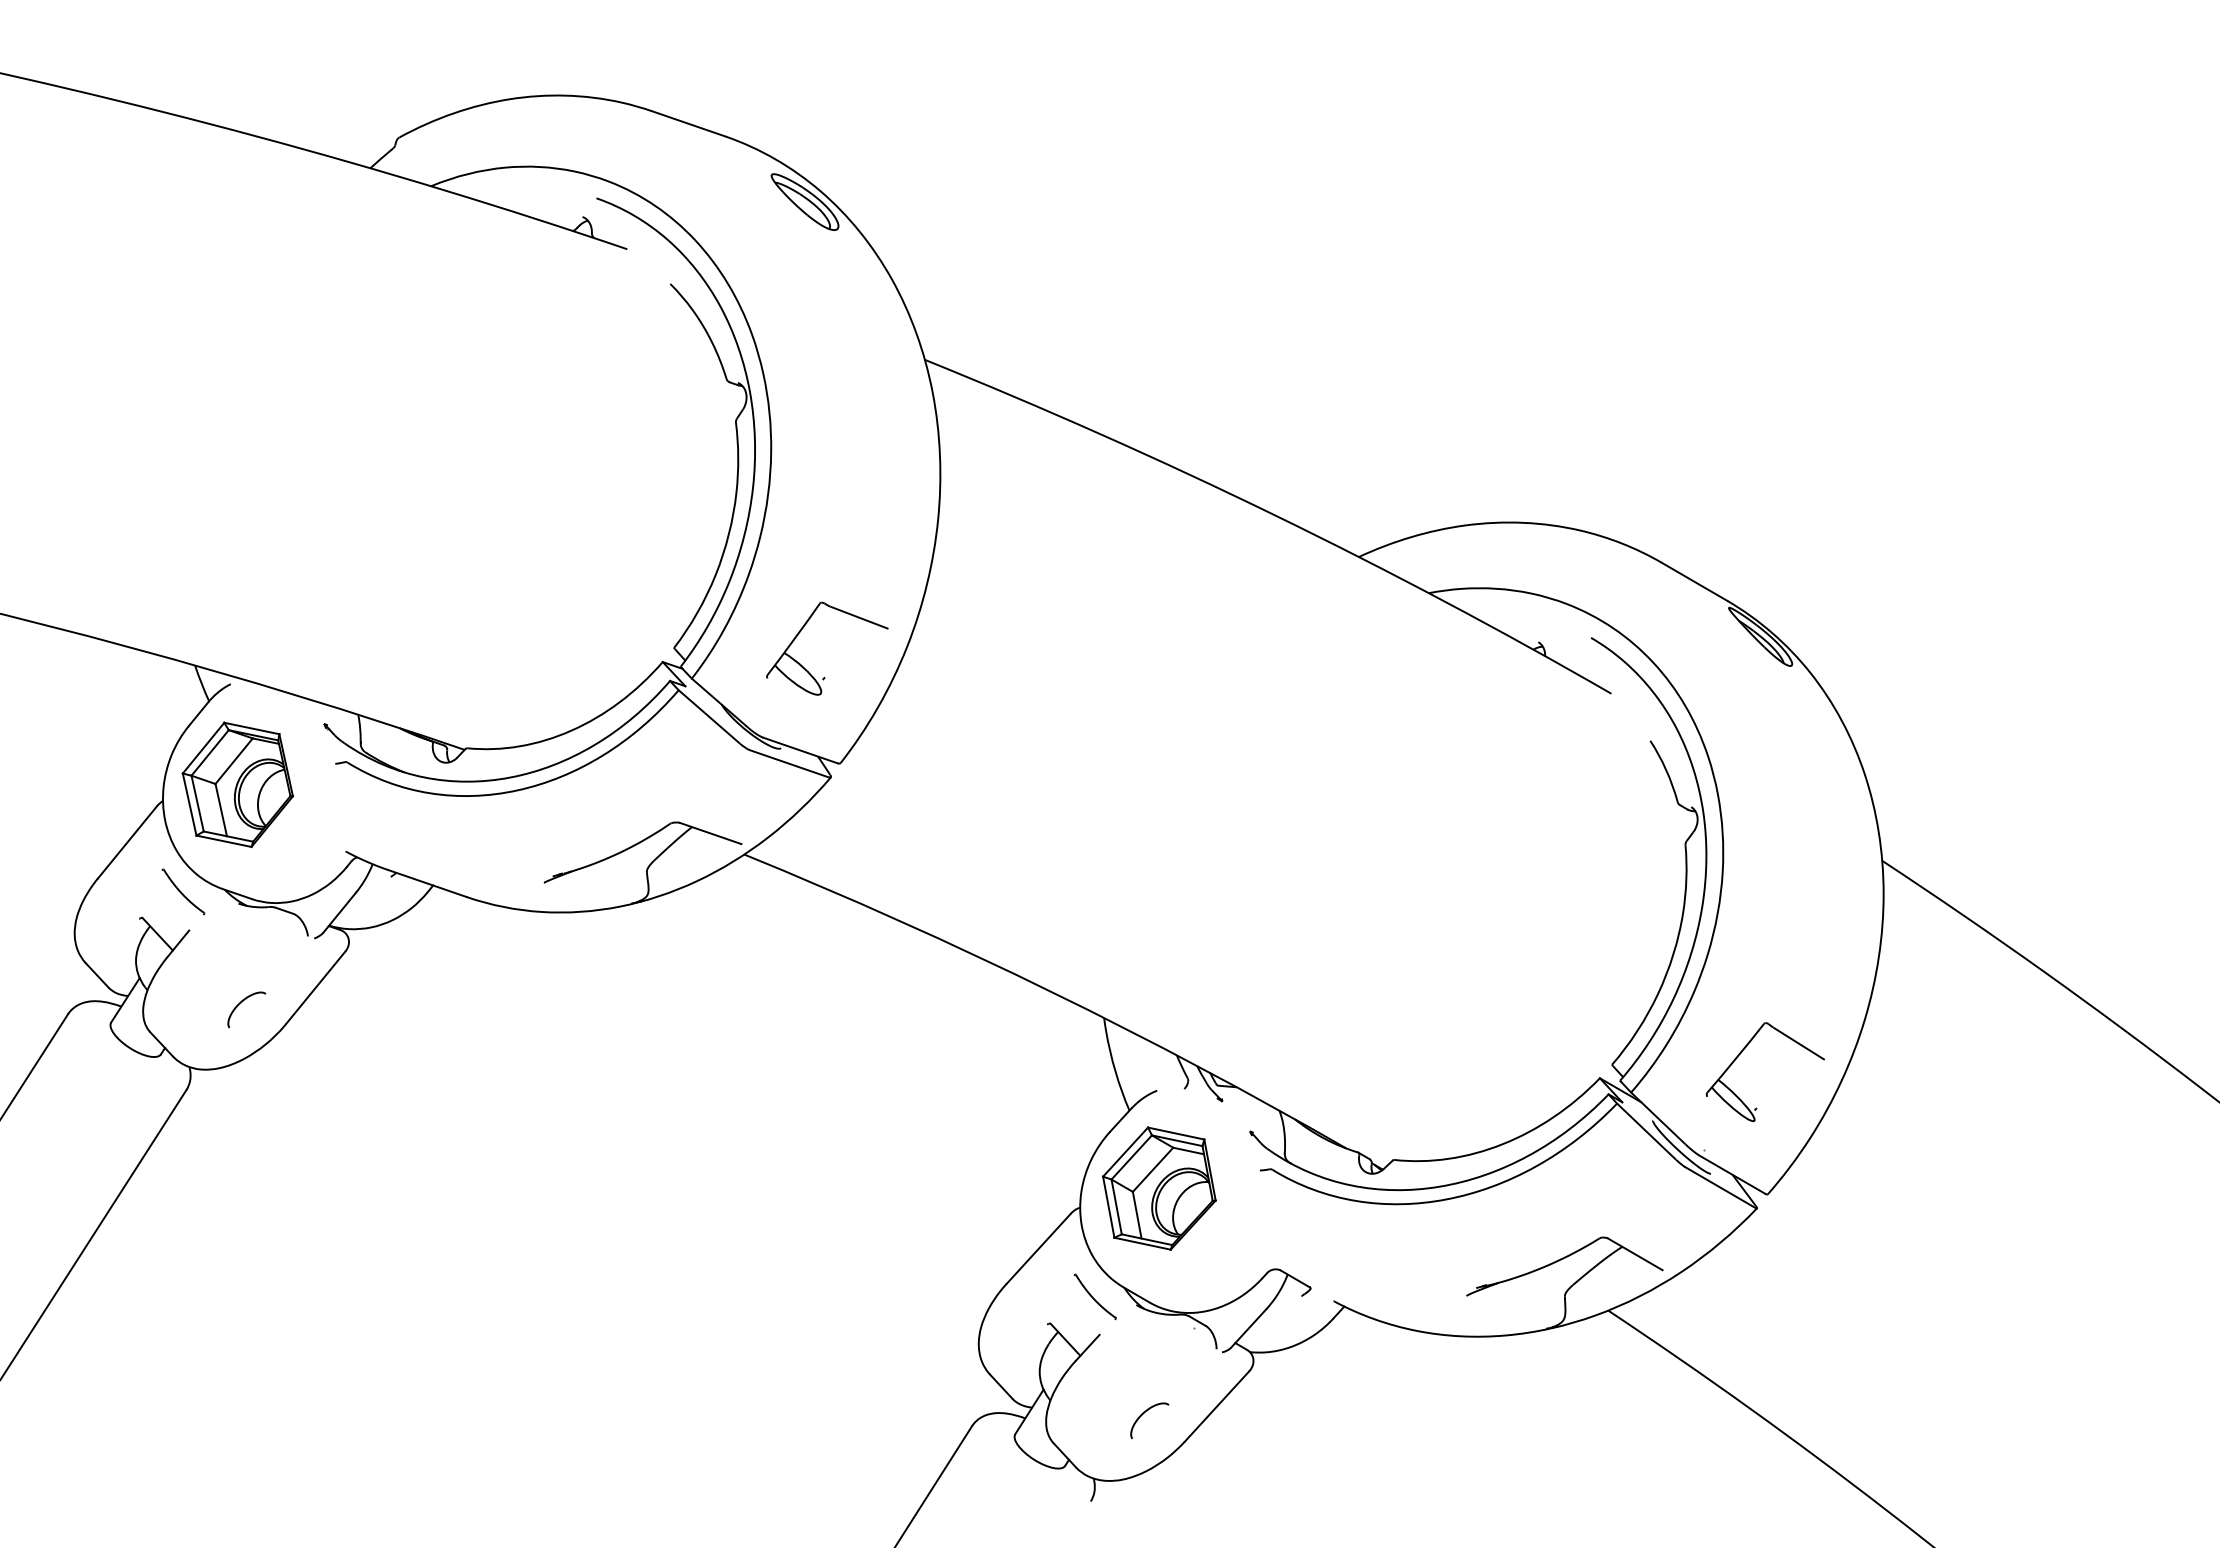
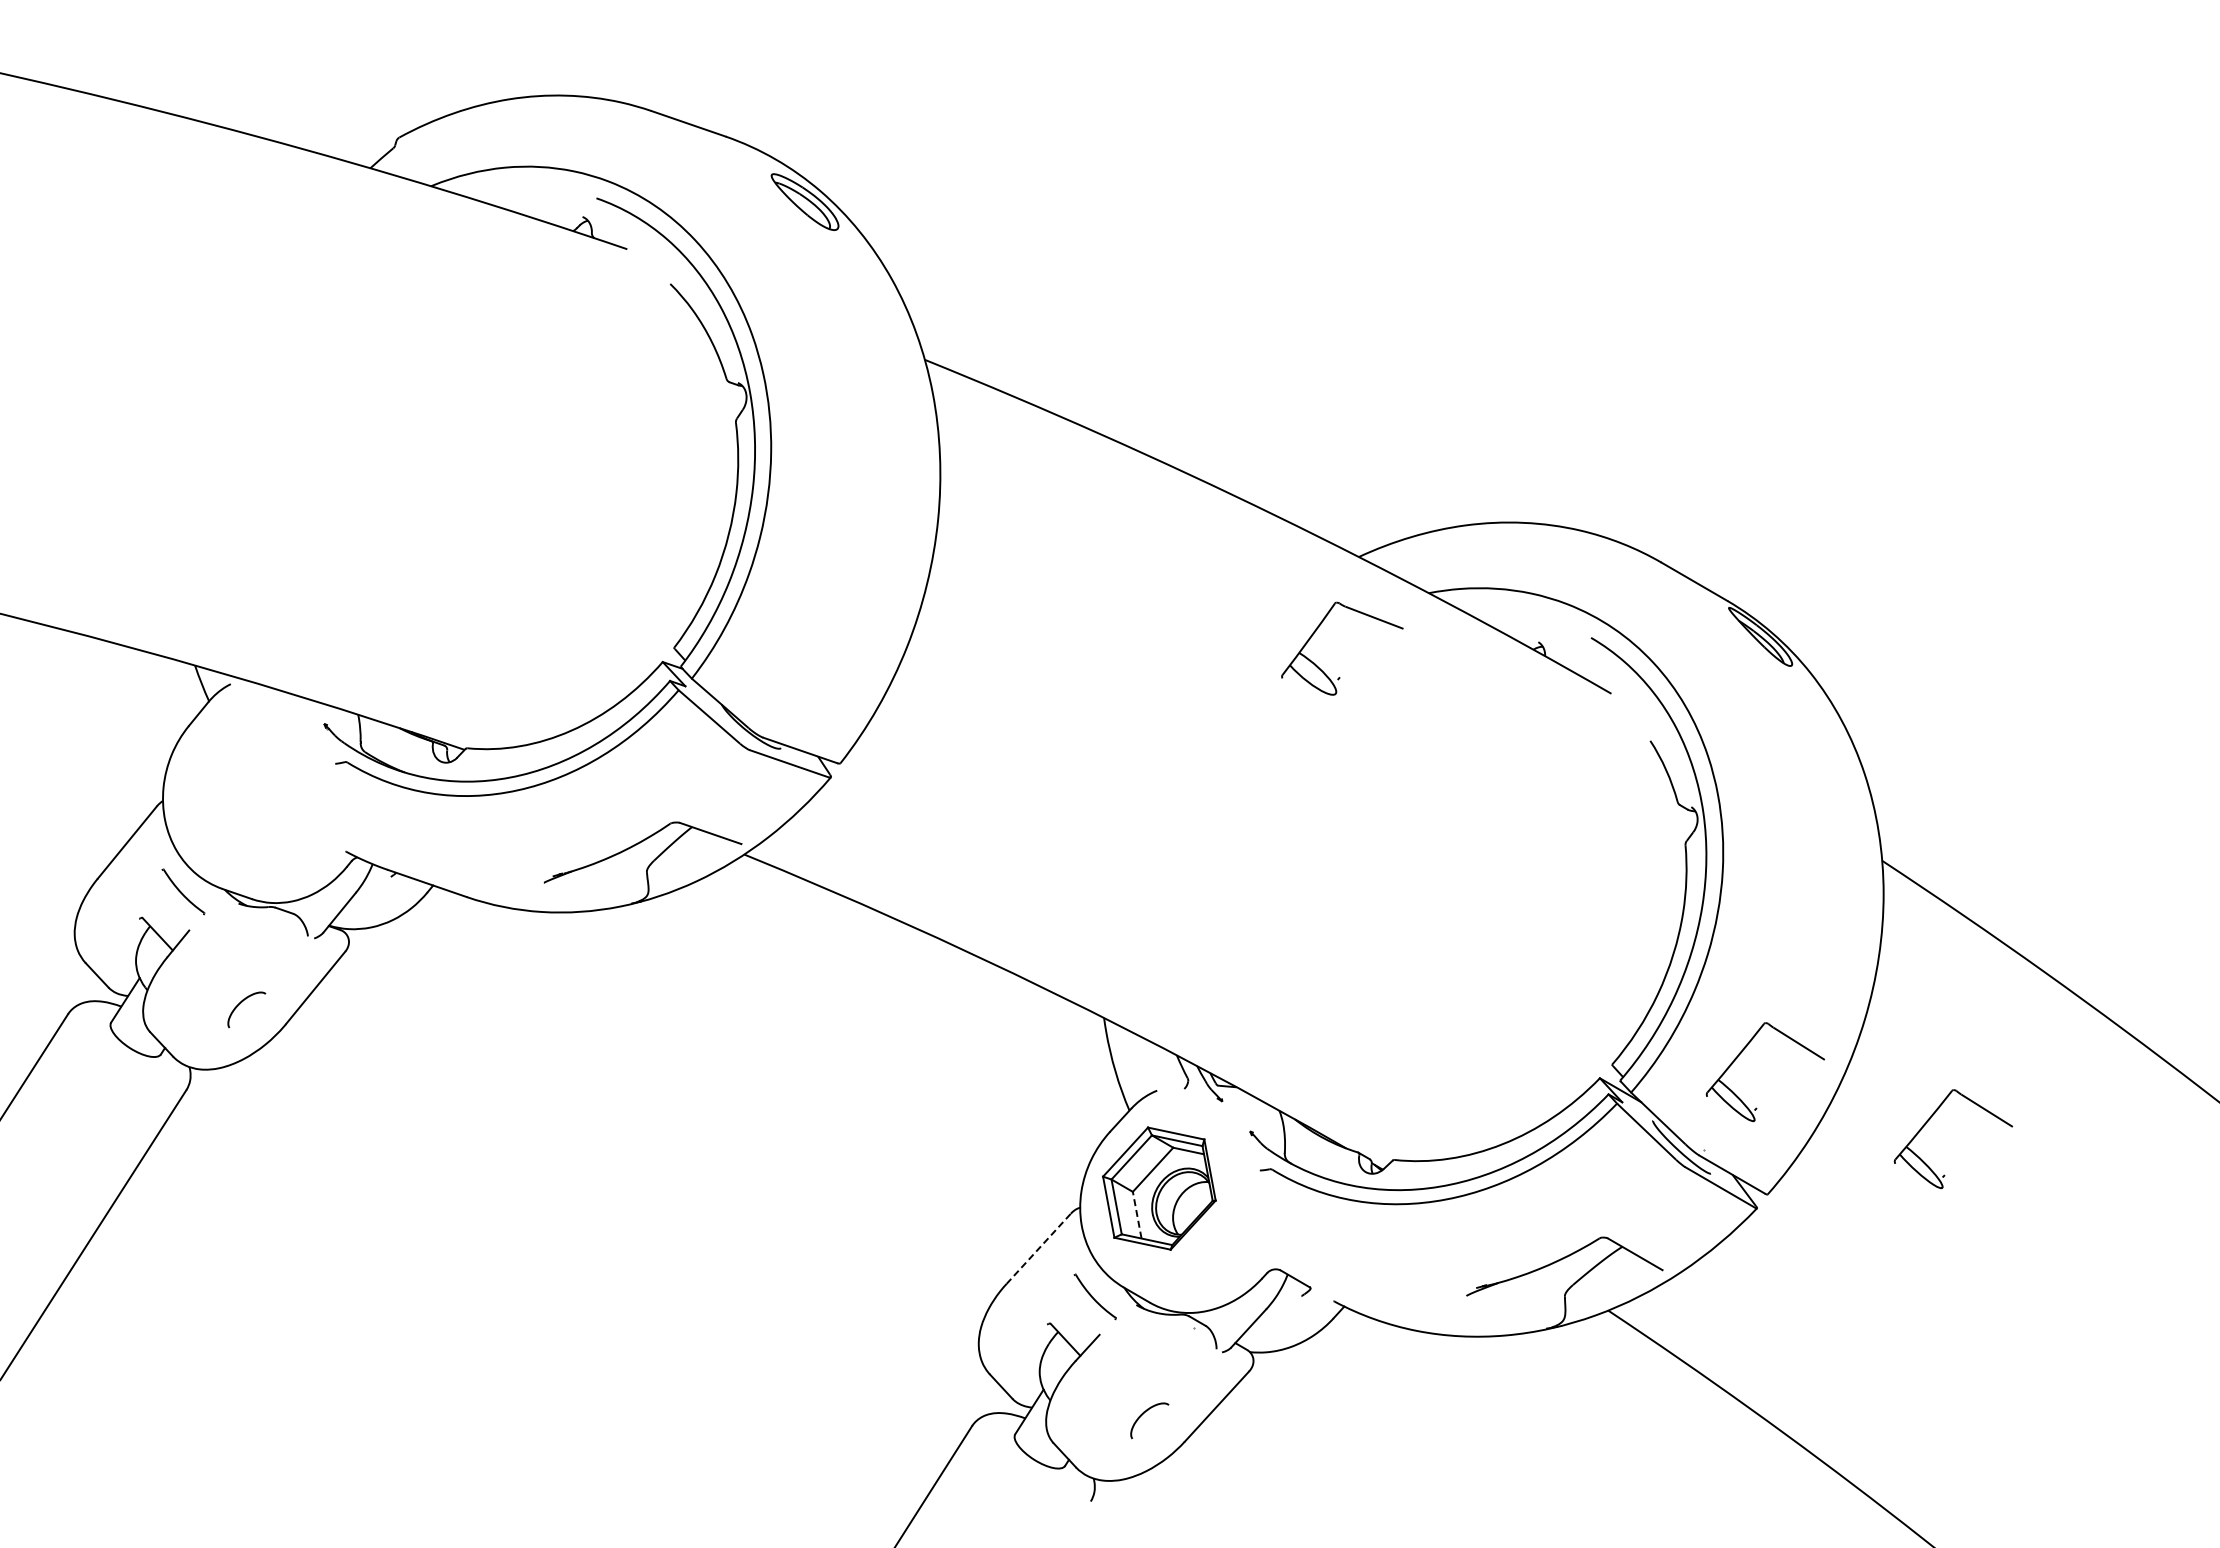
part position: (825, 677) -> (1340, 677) (1340, 677)
part: present -> none (237, 784)
part: none -> present (1931, 1118)
line: solid -> dashed (1137, 1215)
line: solid -> dashed (1038, 1249)
